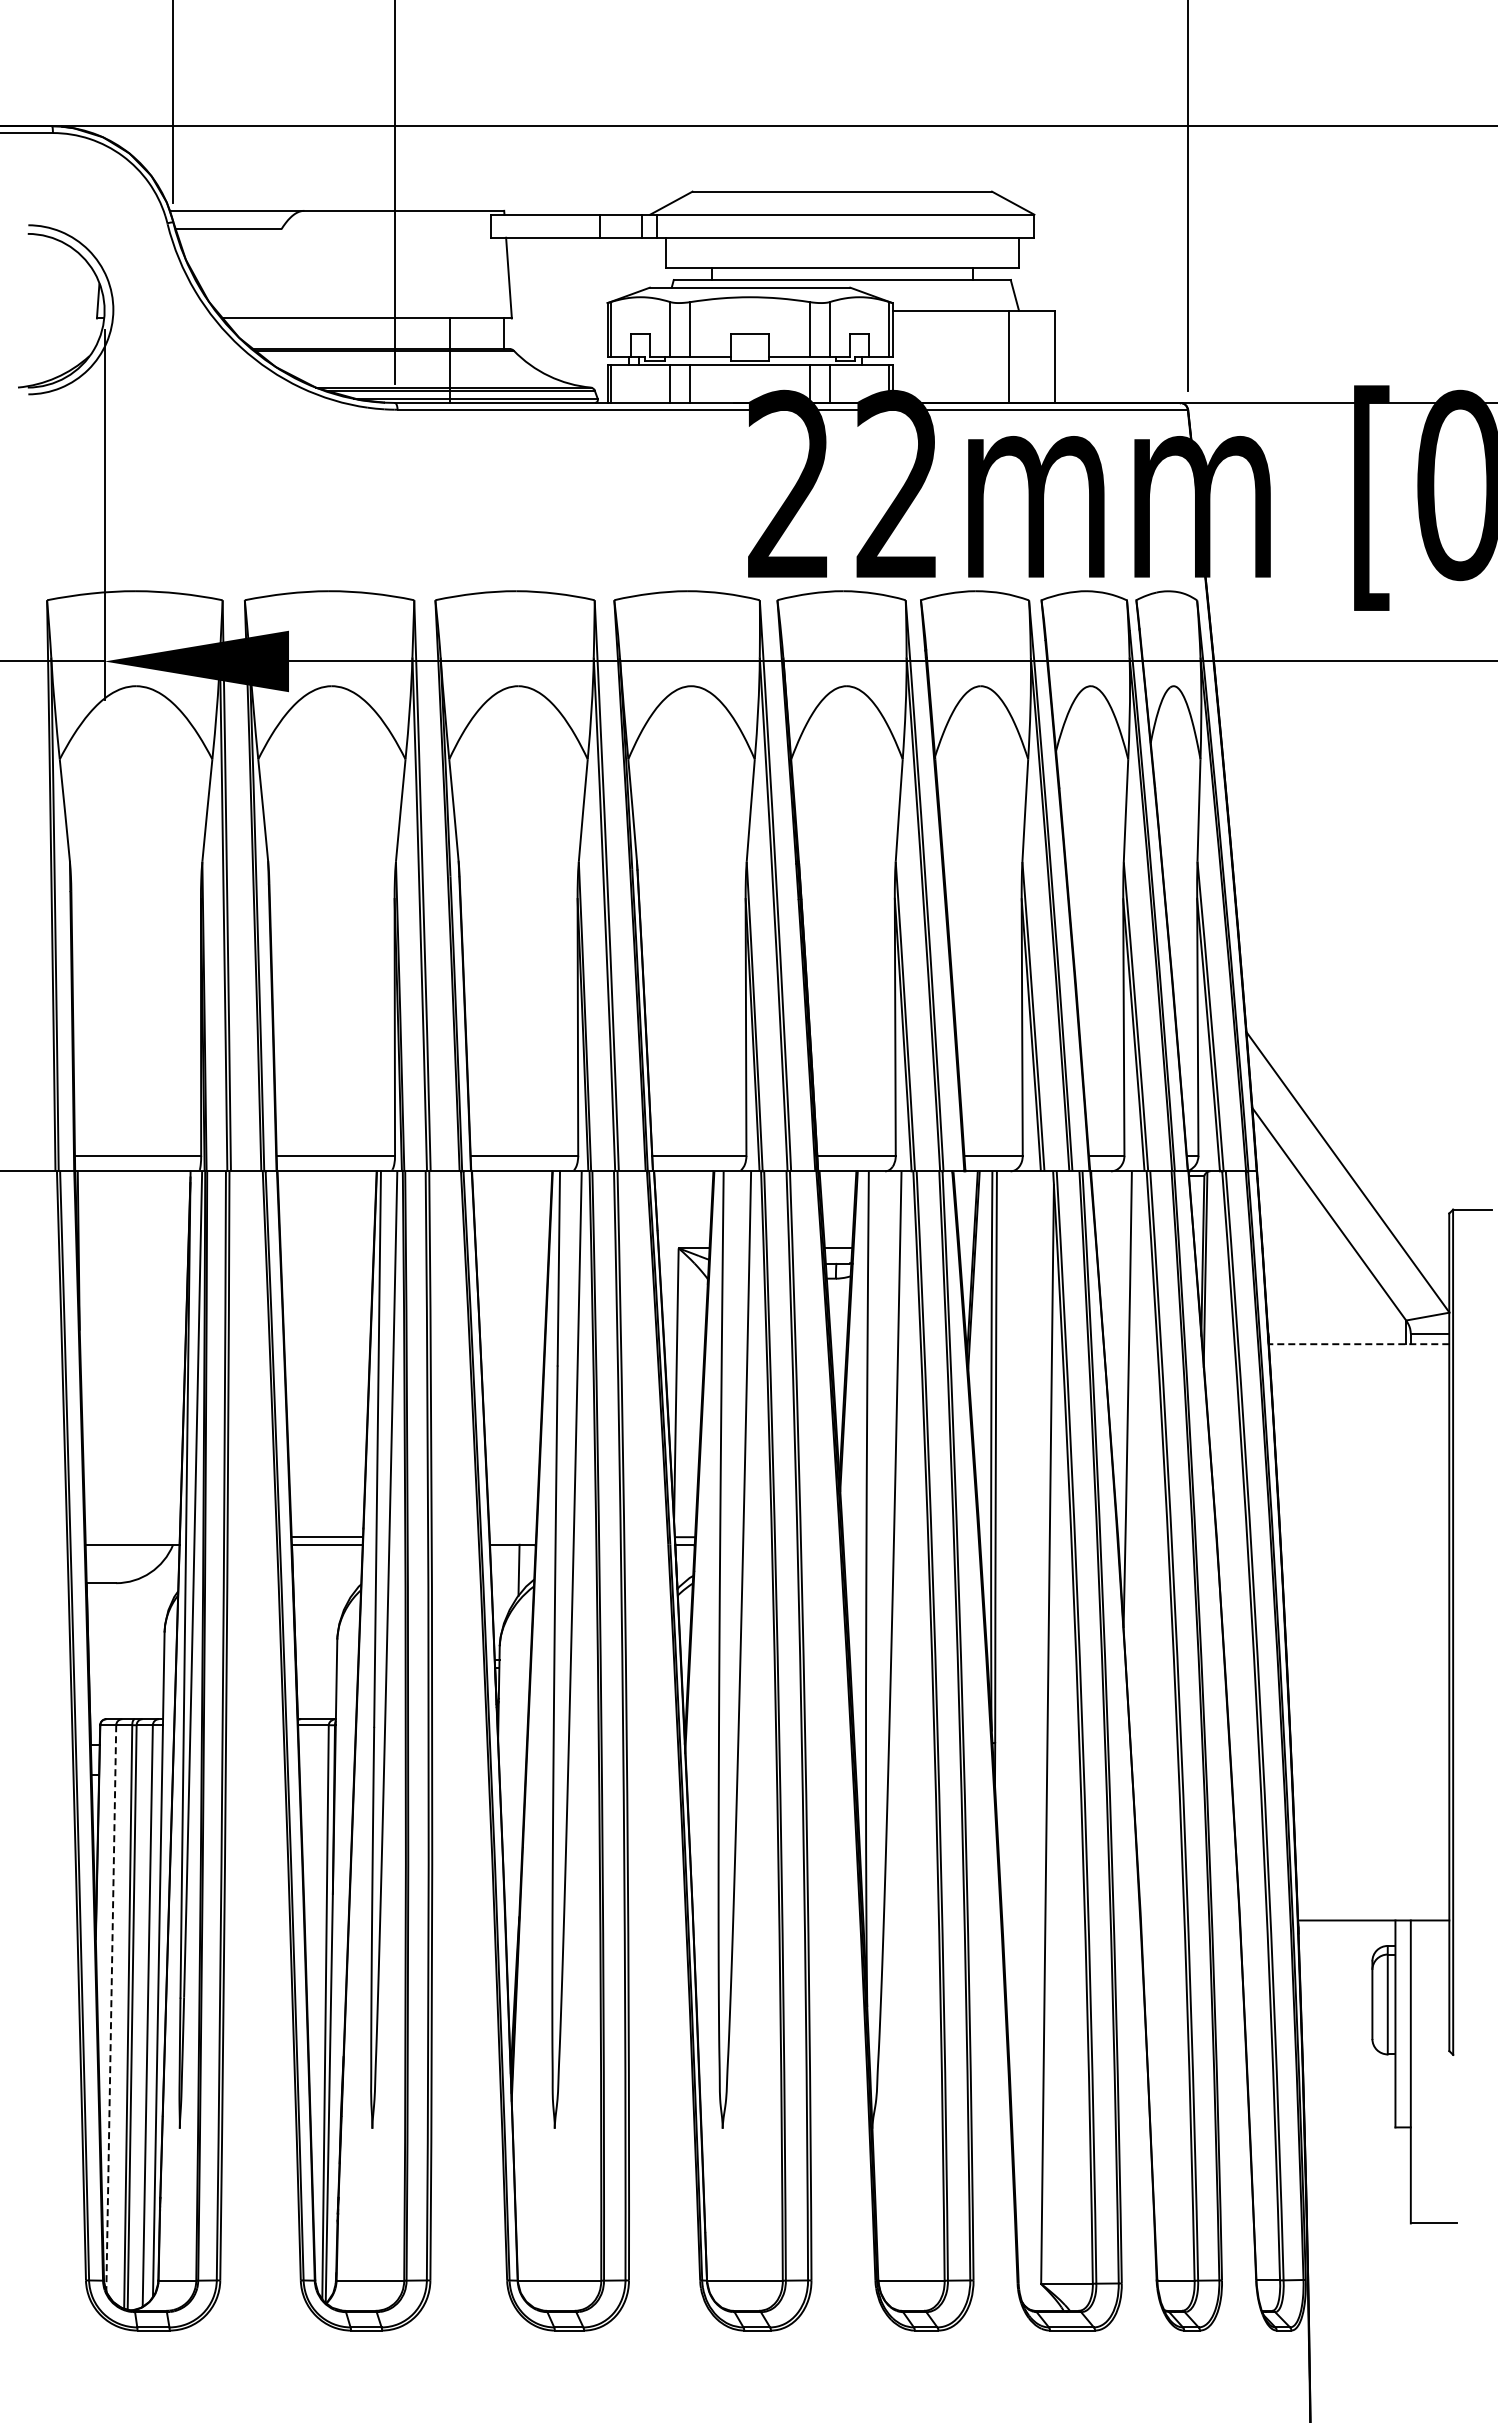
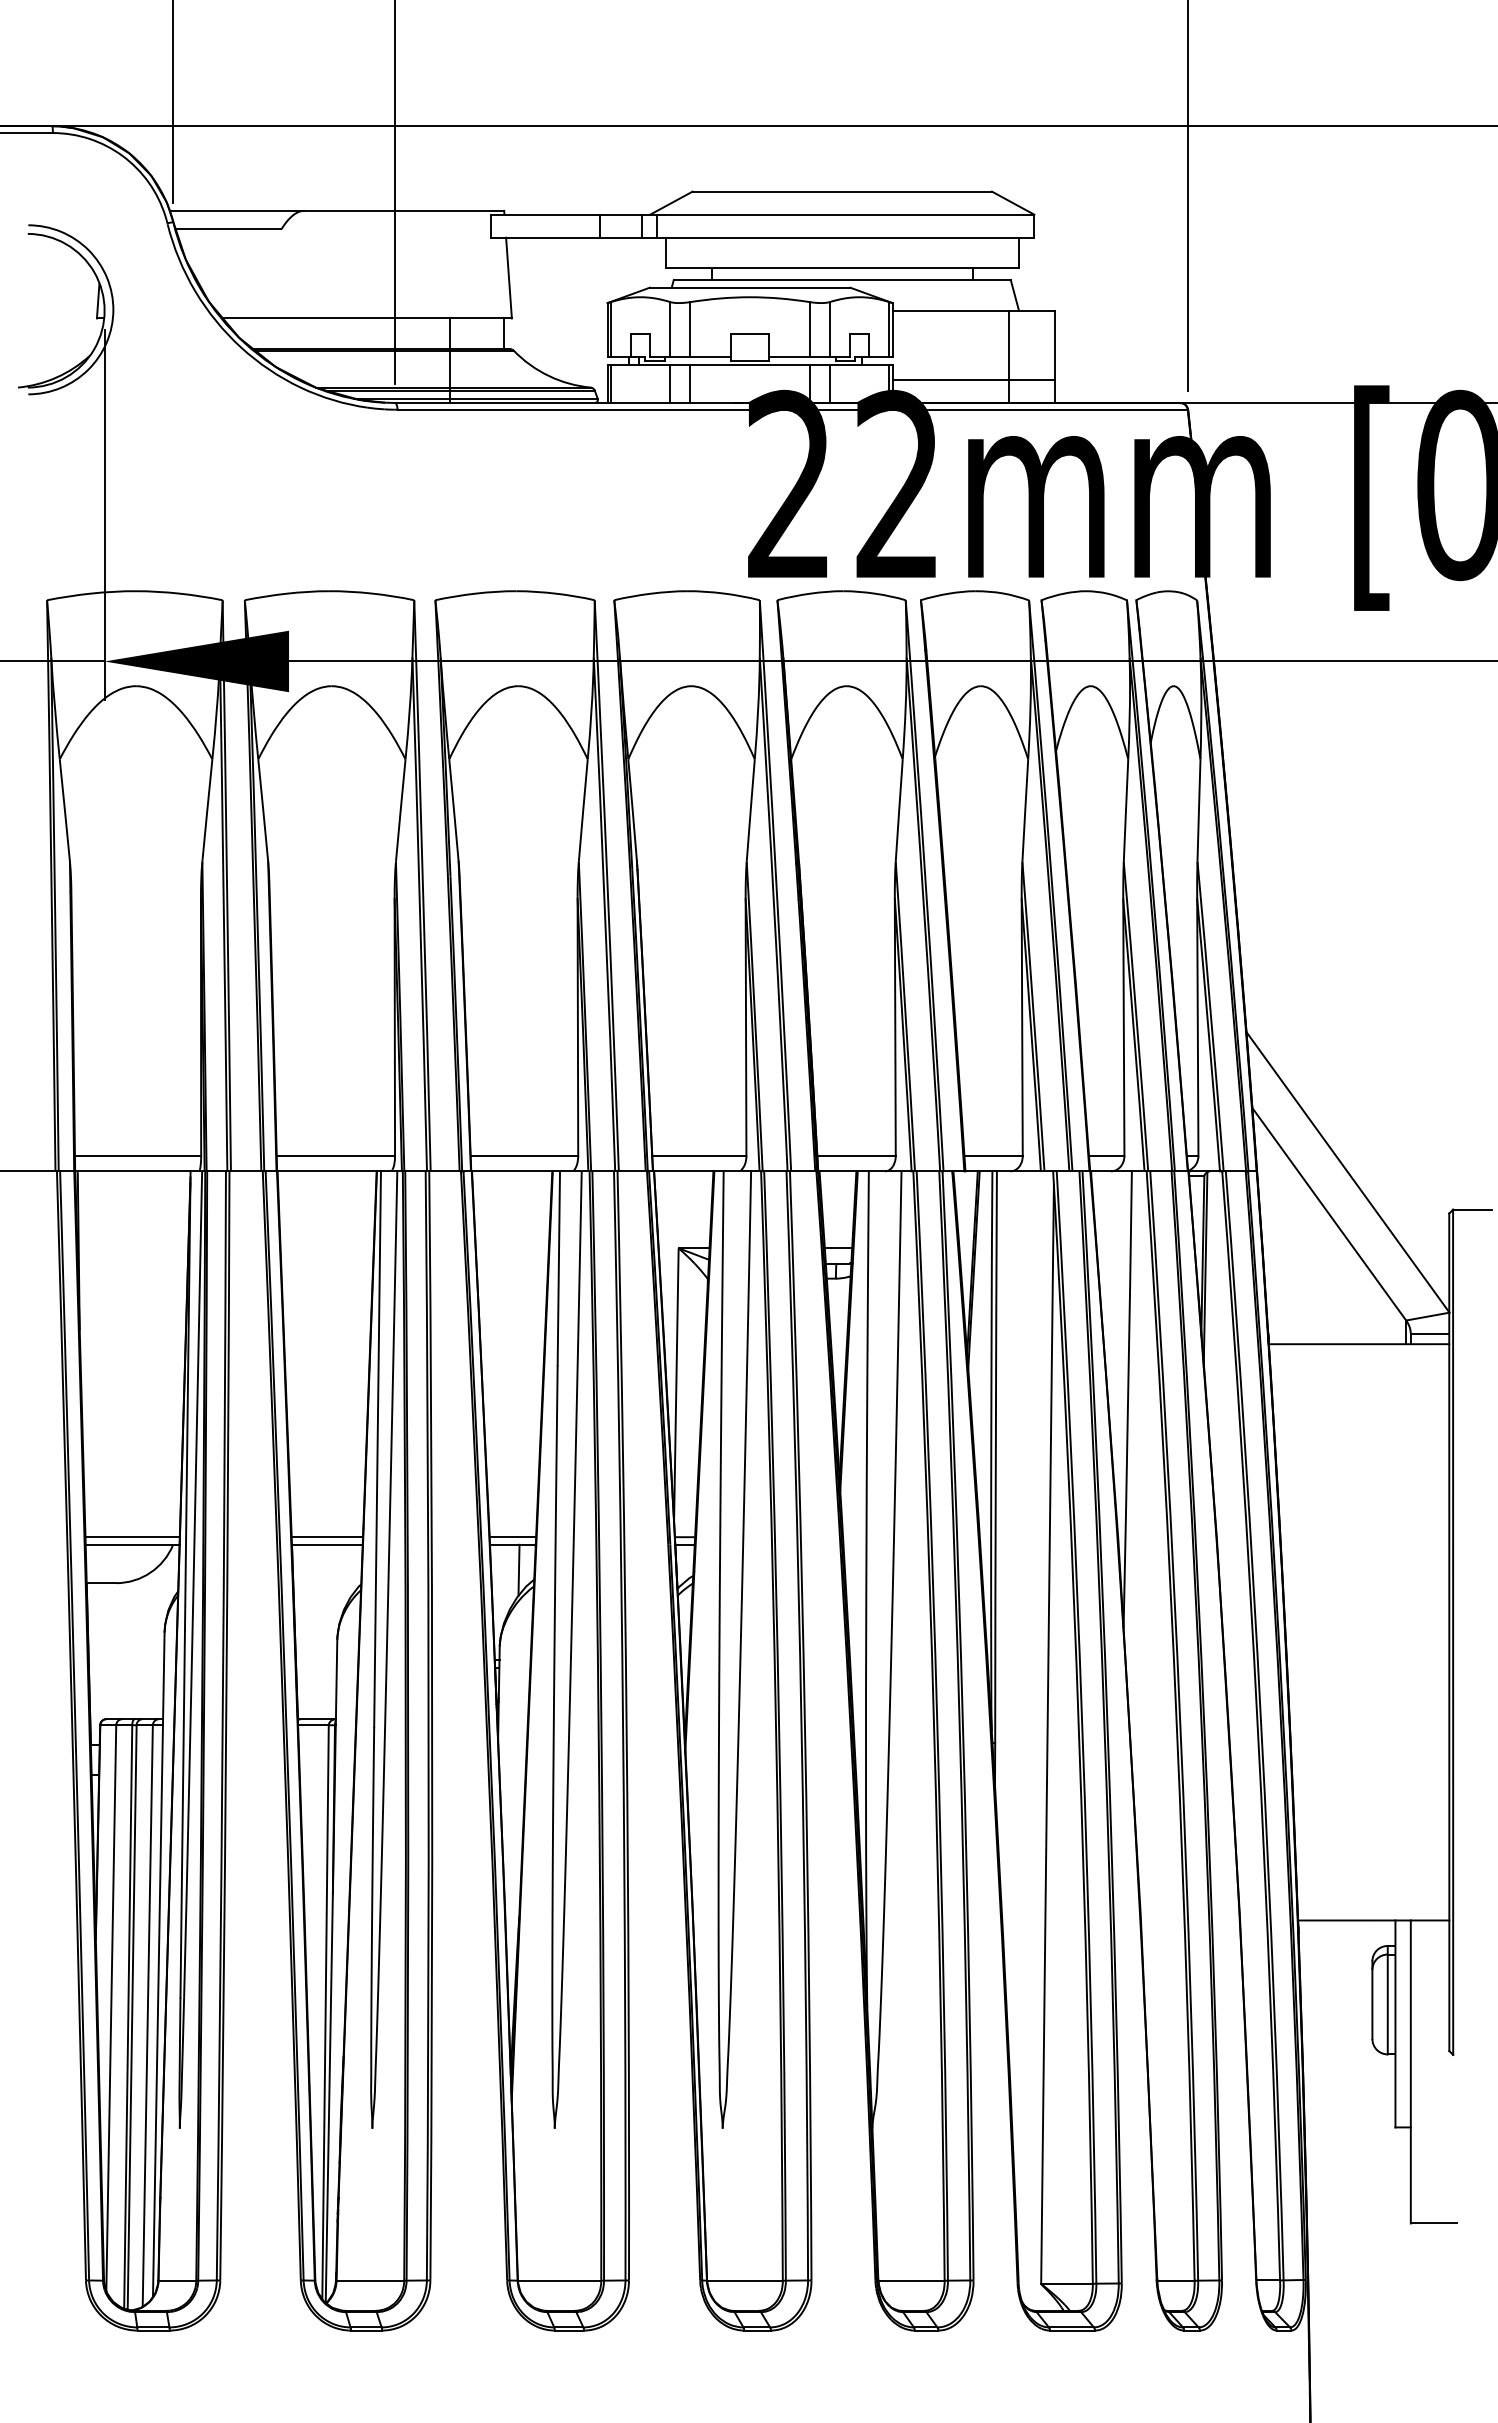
line: none -> present (973, 379)
line: dashed -> solid (1358, 1344)
line: none -> present (132, 1537)
line: none -> present (512, 1537)
line: dashed -> solid (111, 2008)
